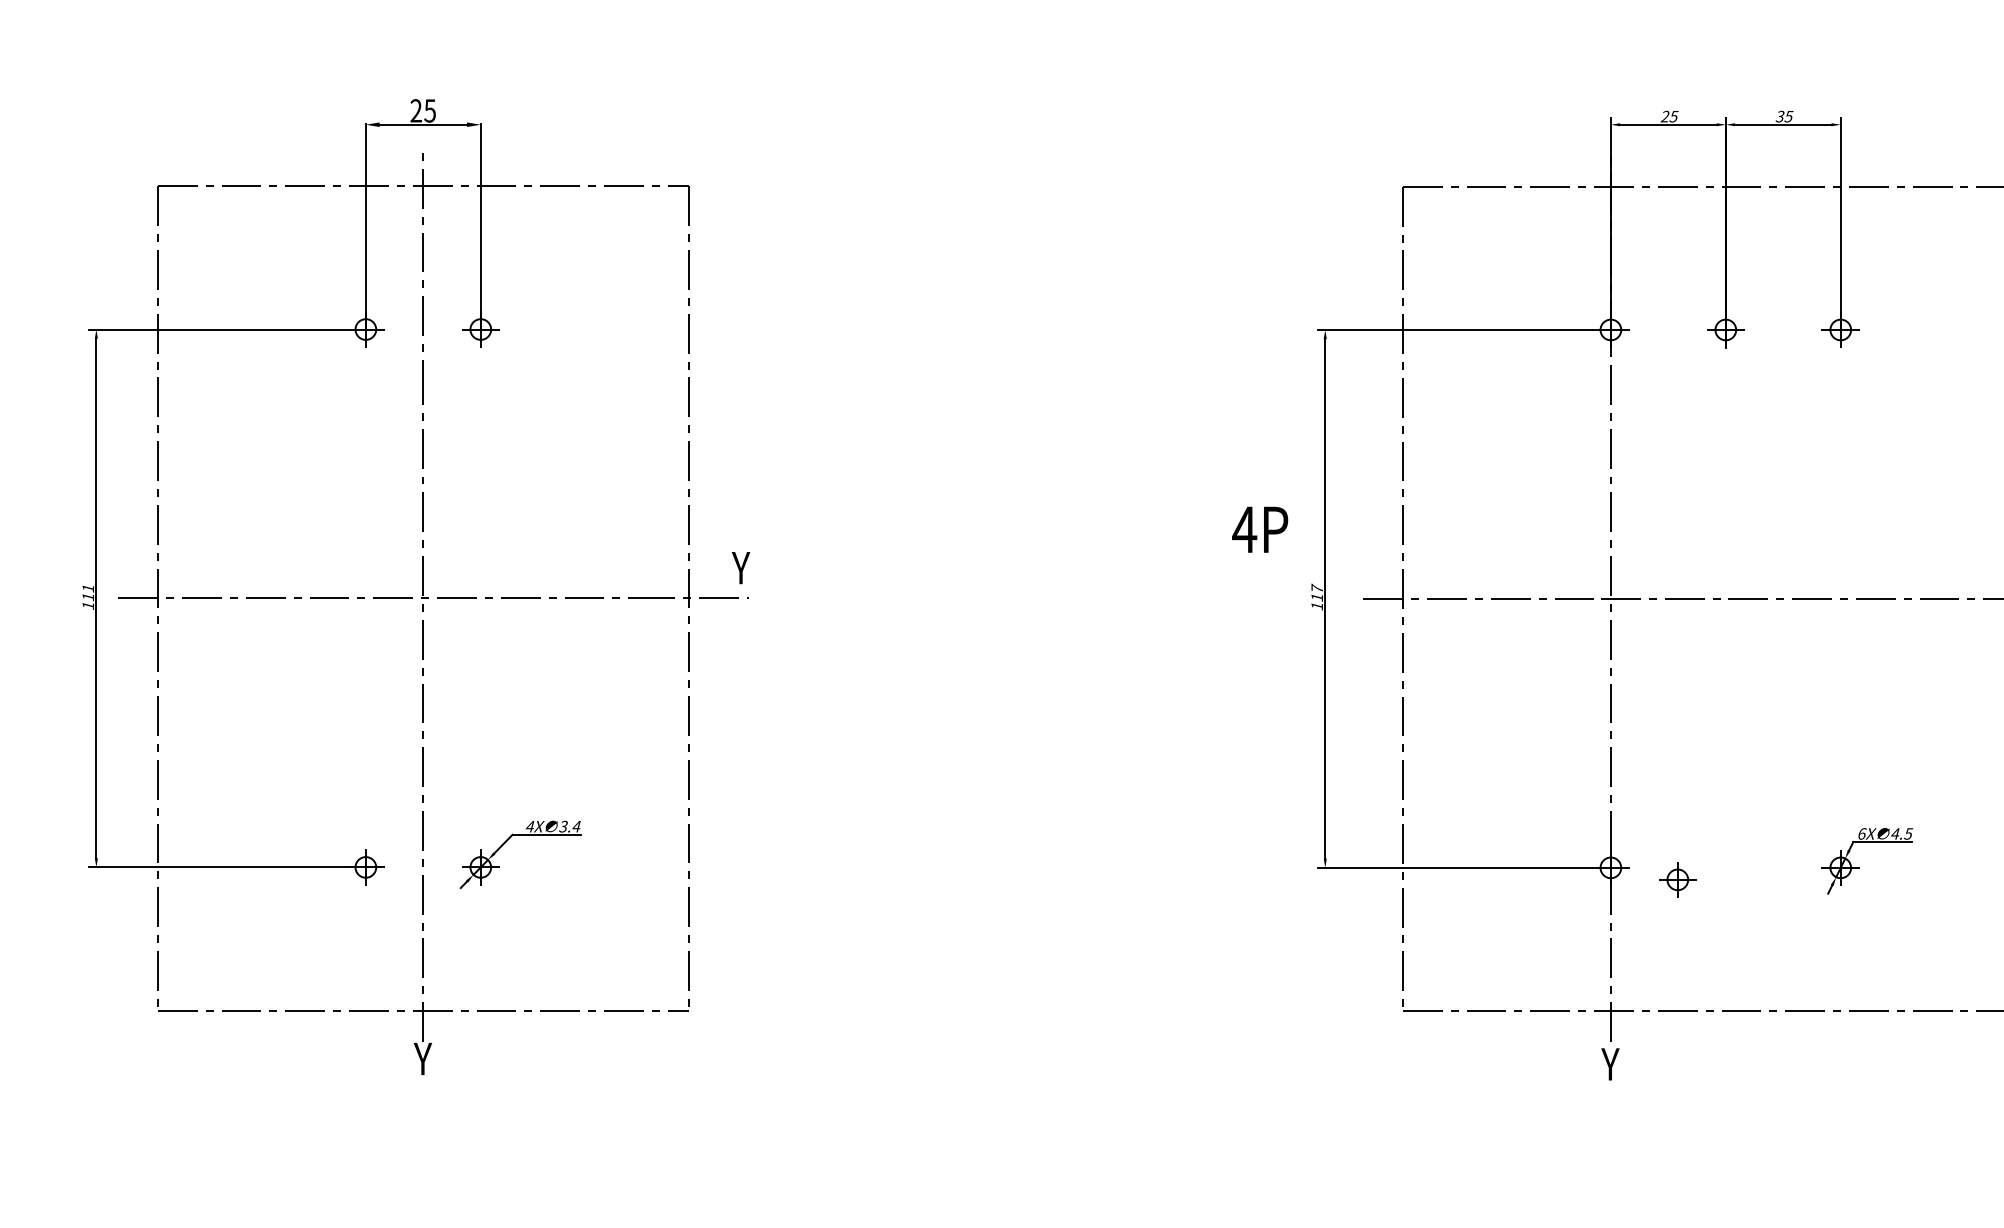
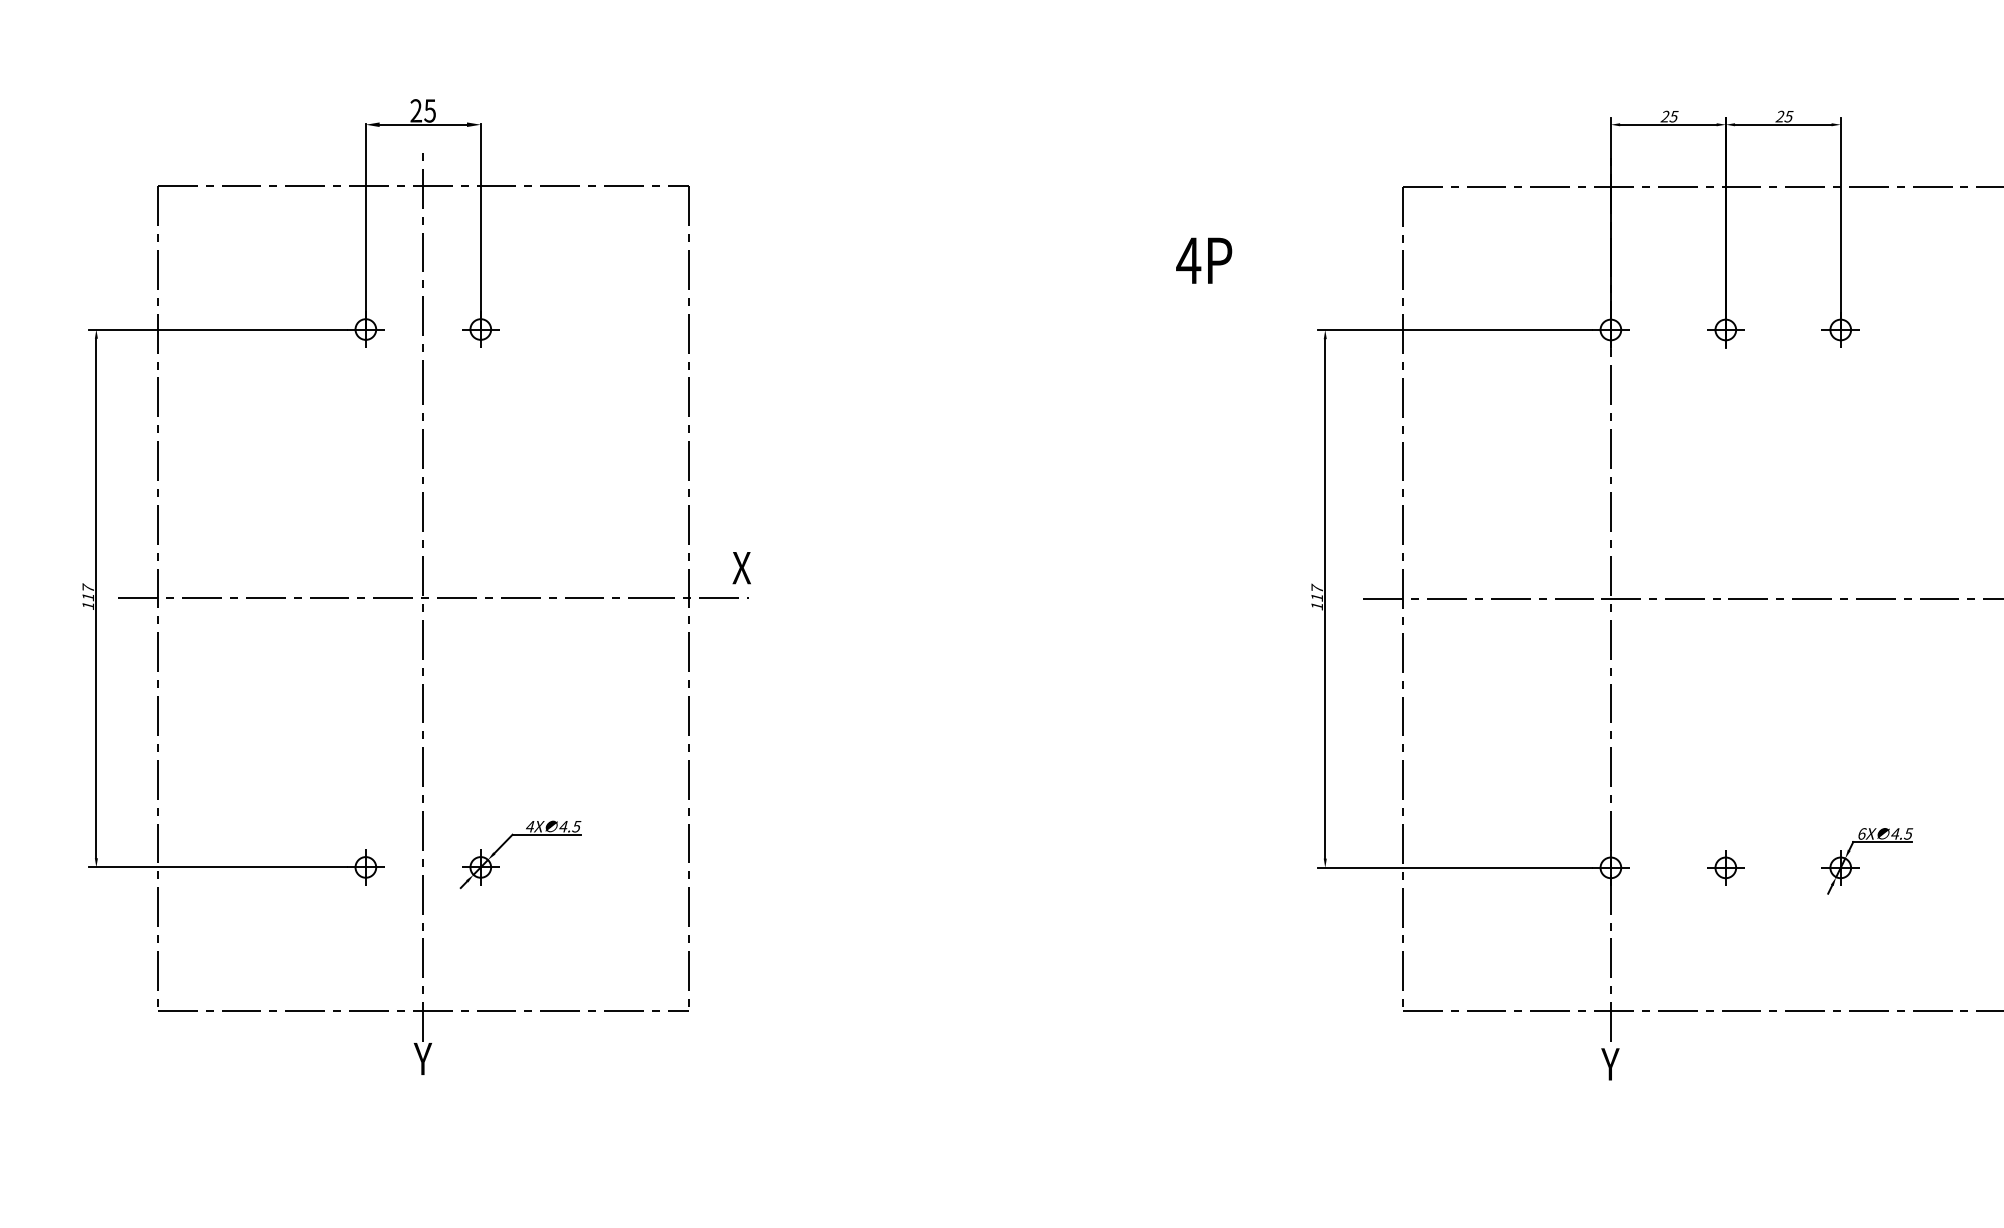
text: 35 -> 25 (1779, 116)
text position: (1260, 529) -> (1204, 260) (1204, 260)
text: Y -> X (740, 568)
text: 111 -> 117 (87, 587)
text: 3.4 -> 4.5 (570, 826)
part position: (1677, 879) -> (1725, 867) (1725, 867)
